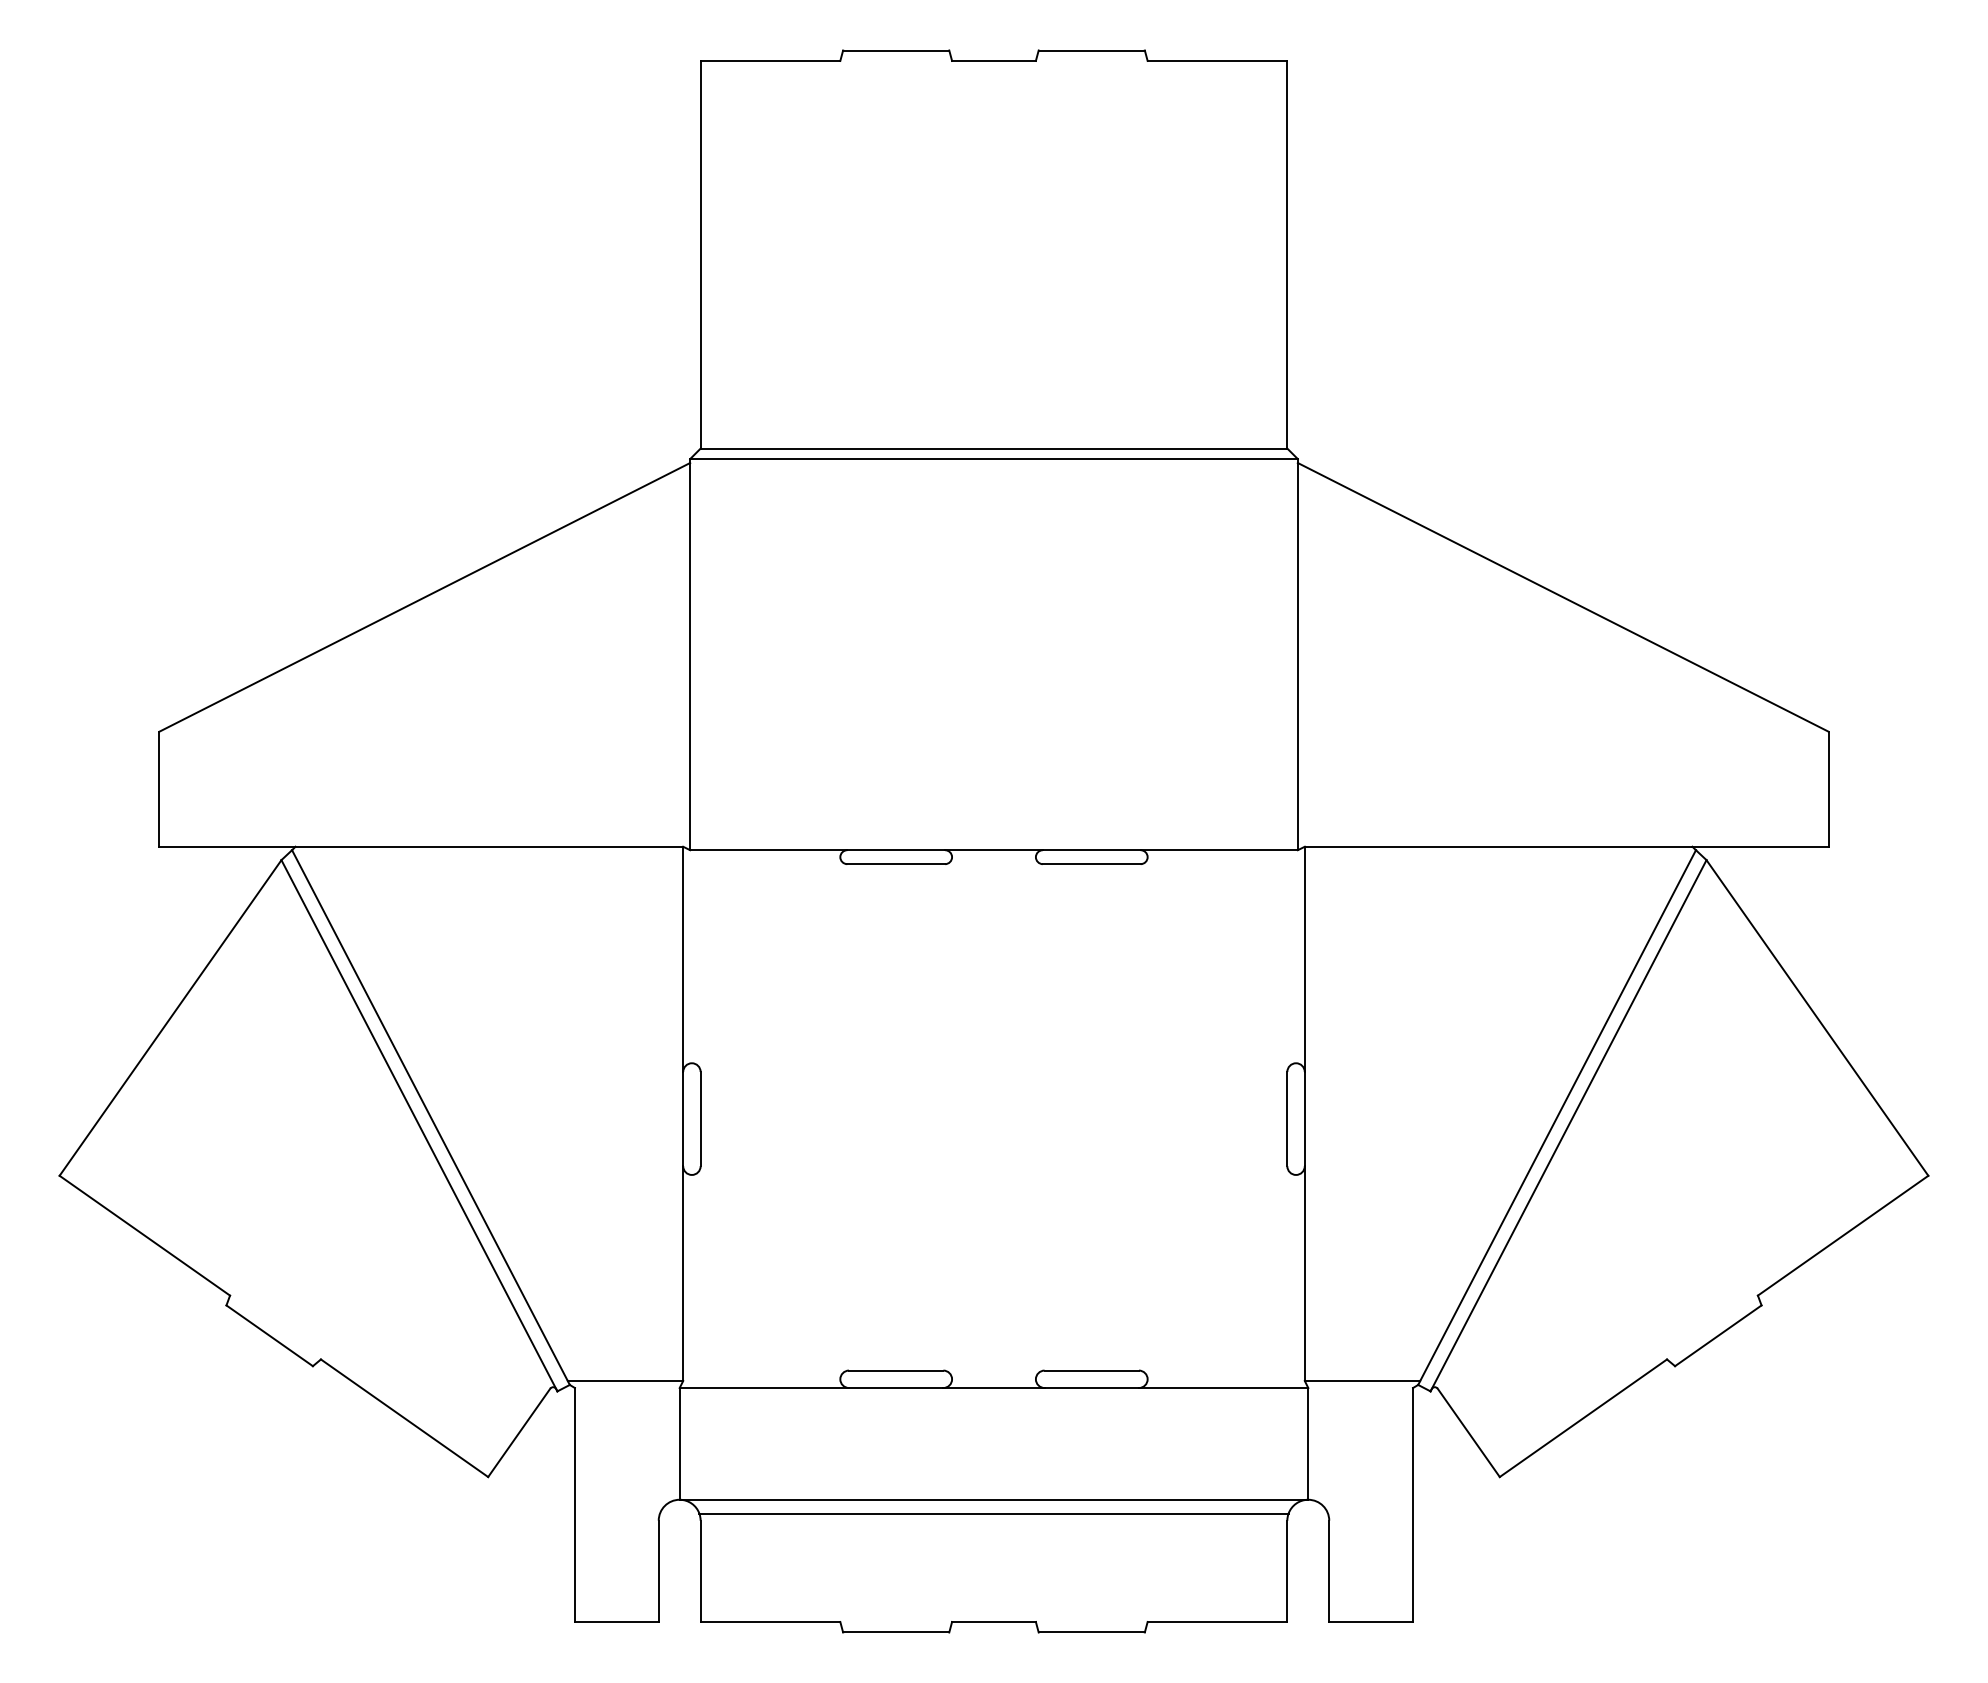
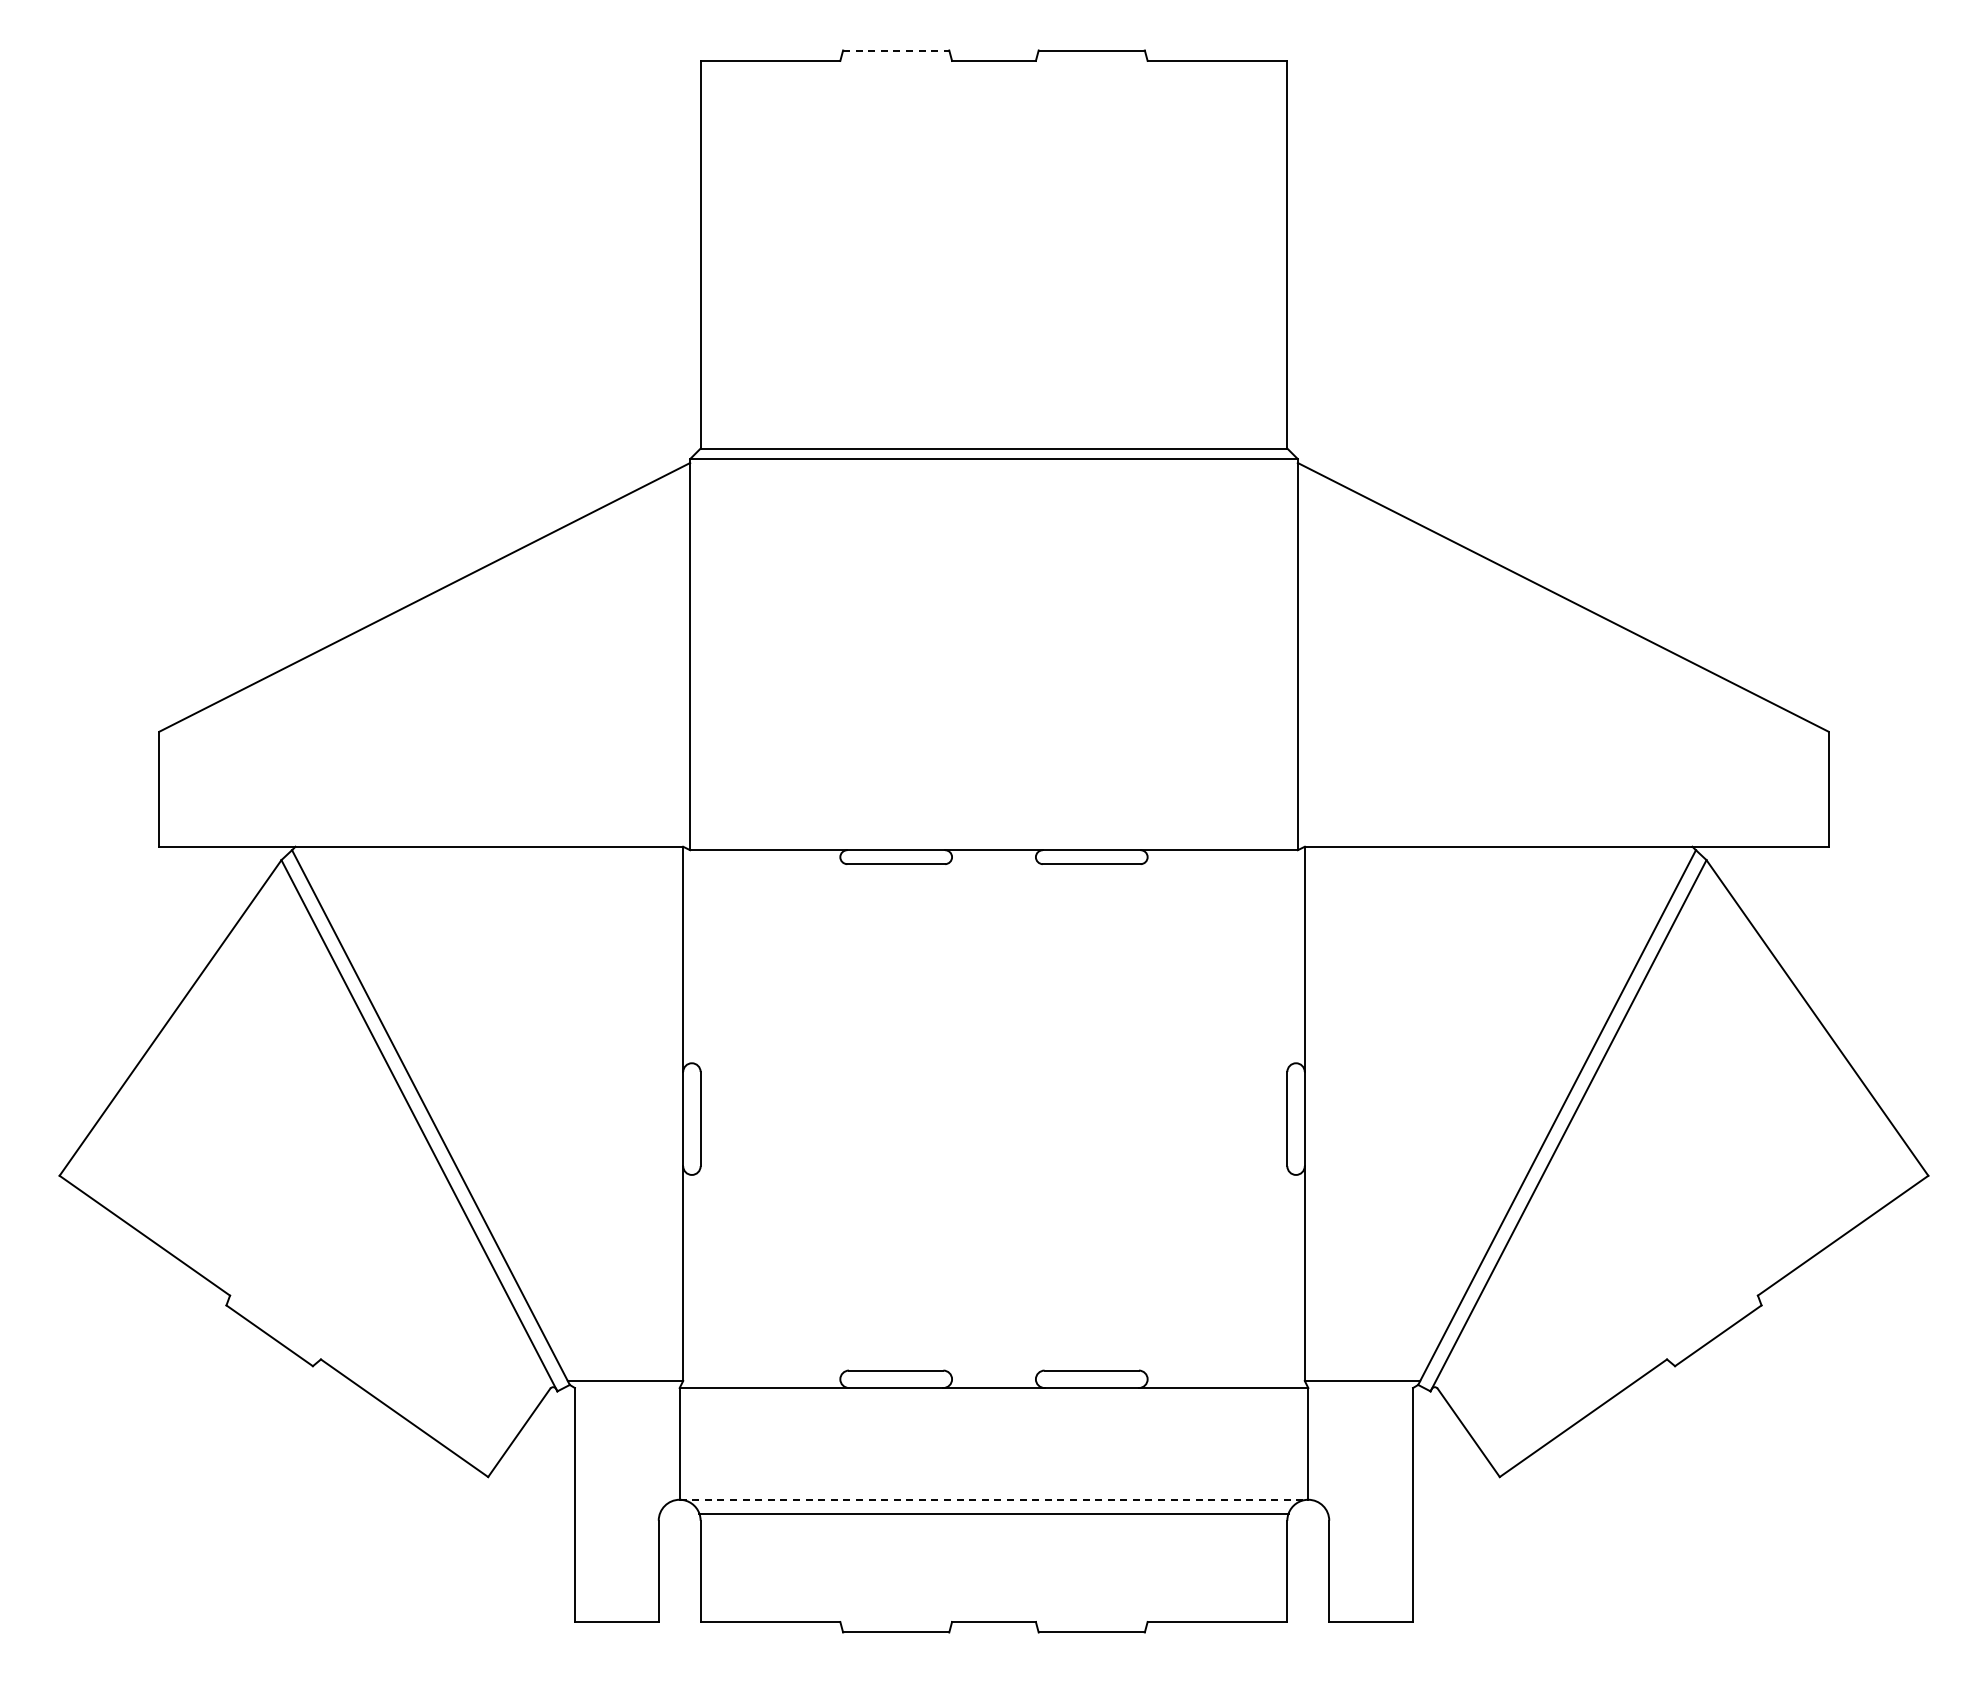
line: solid -> dashed (896, 50)
line: solid -> dashed (994, 1499)
